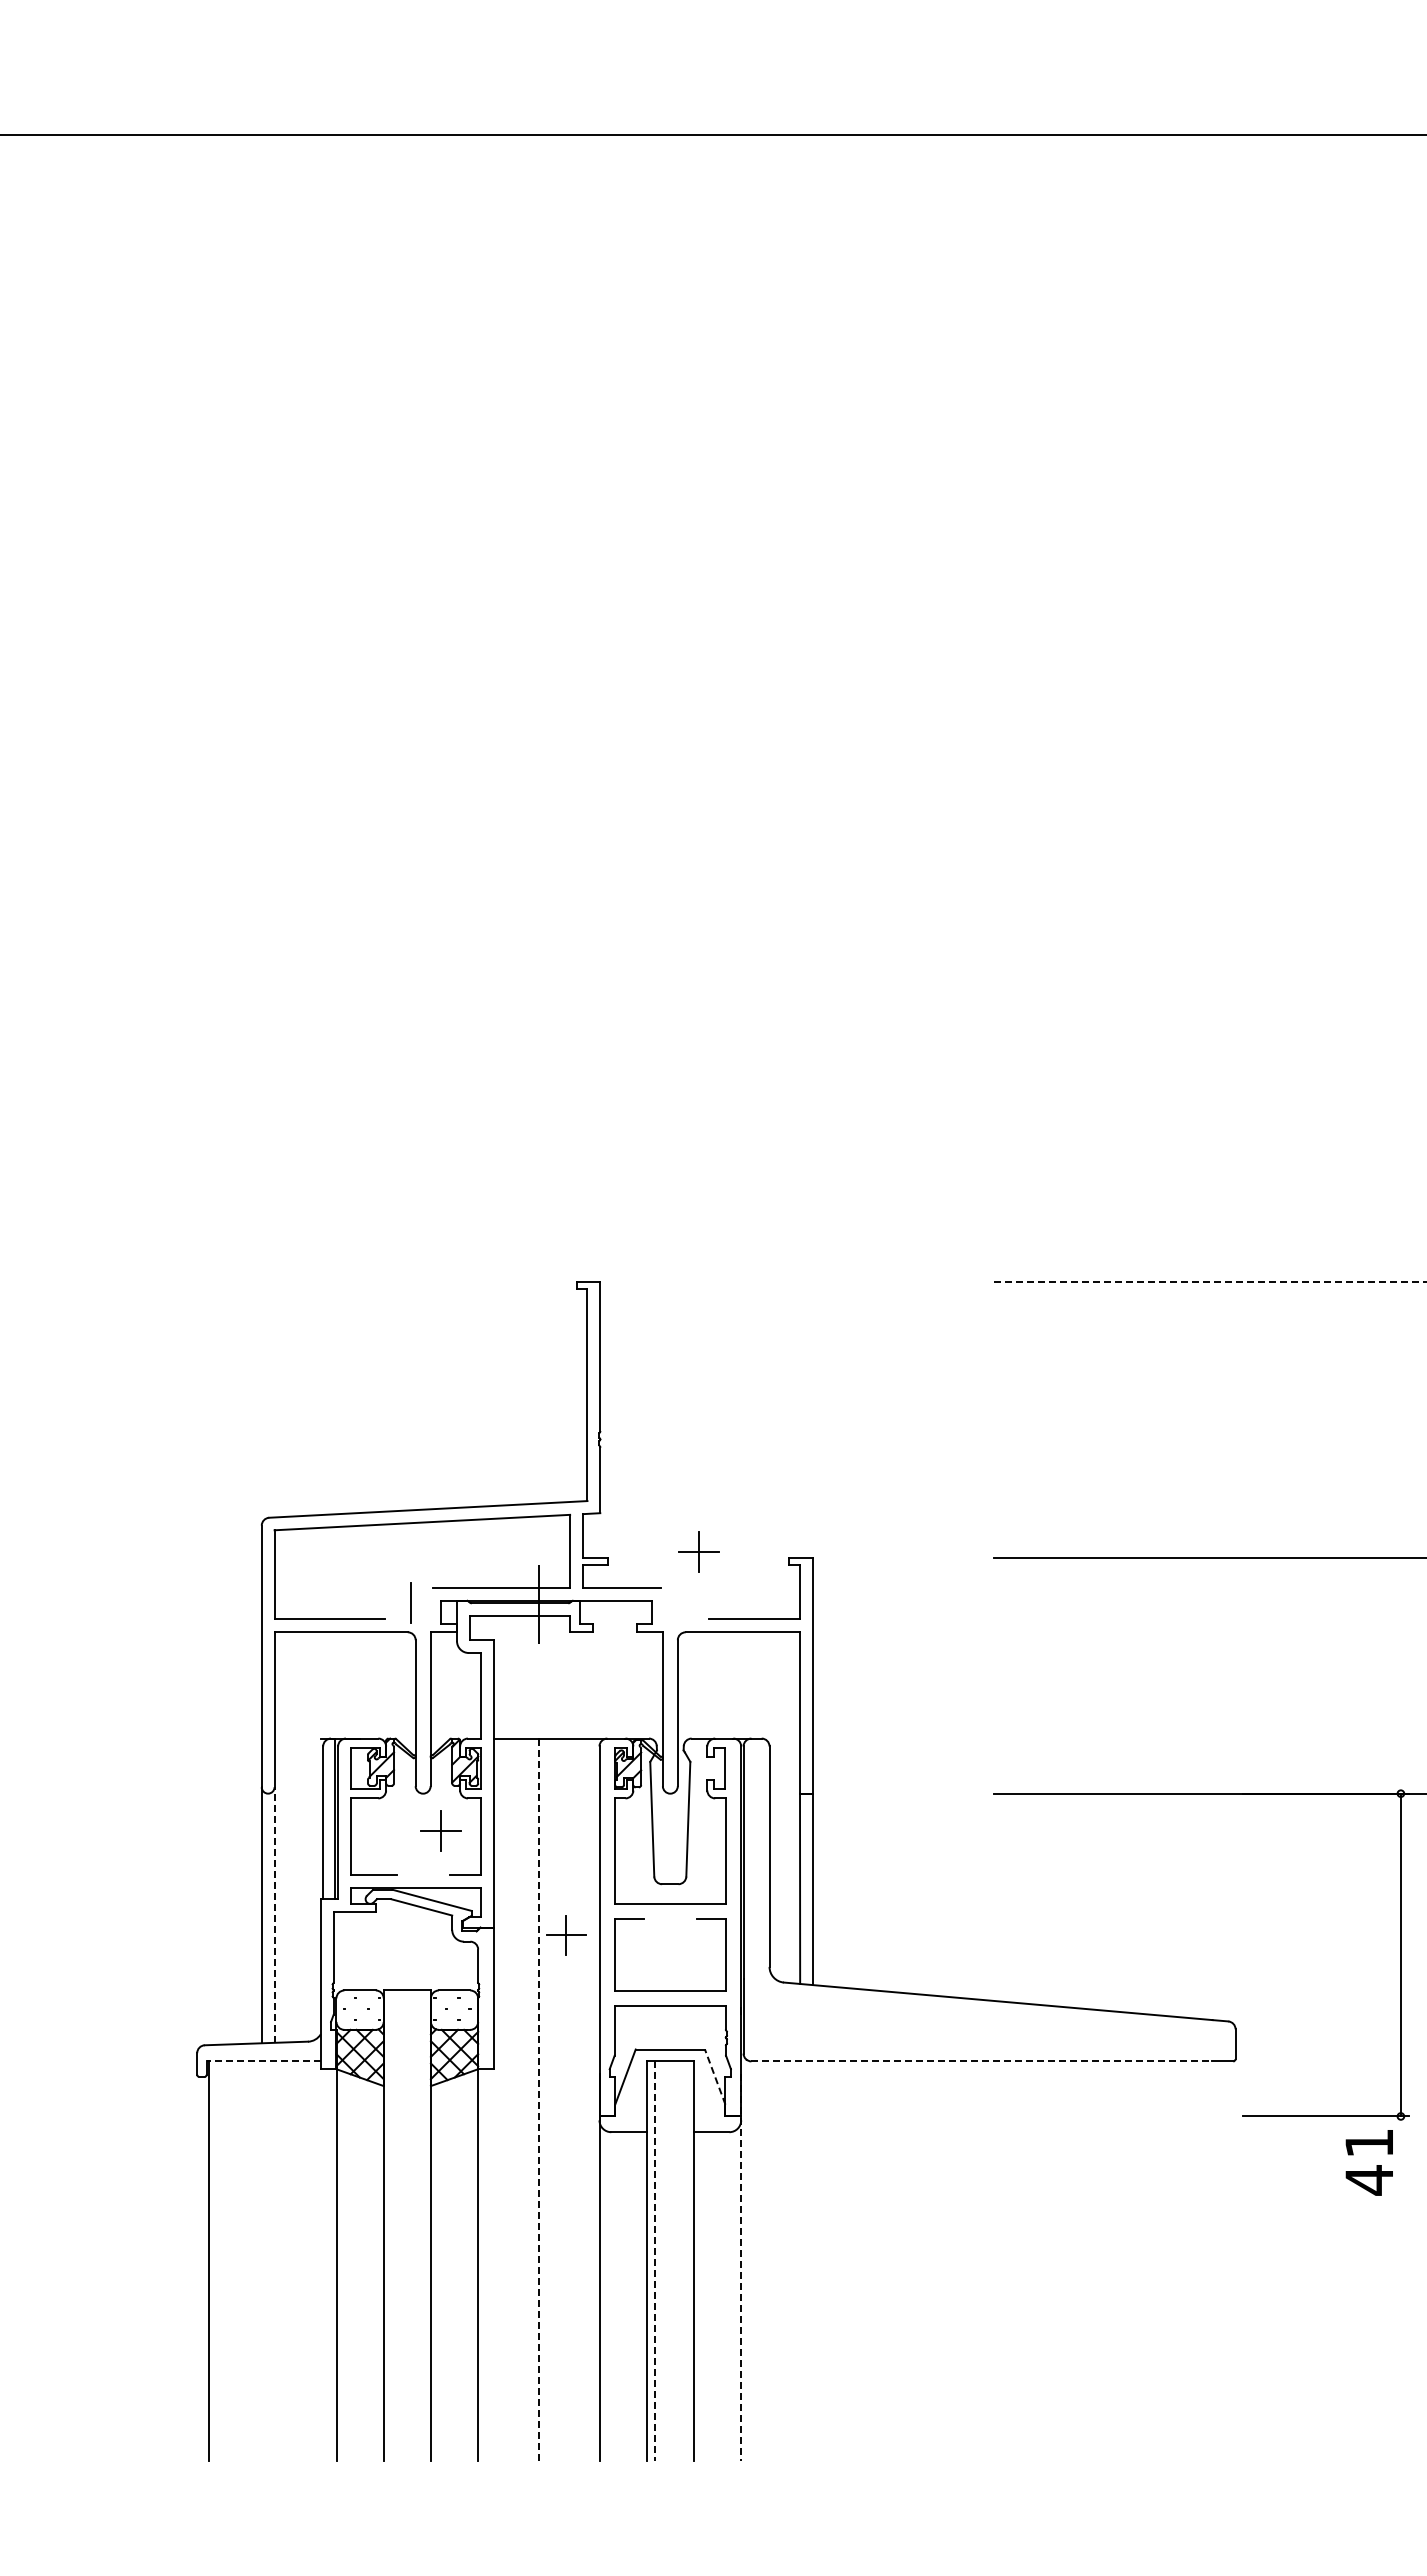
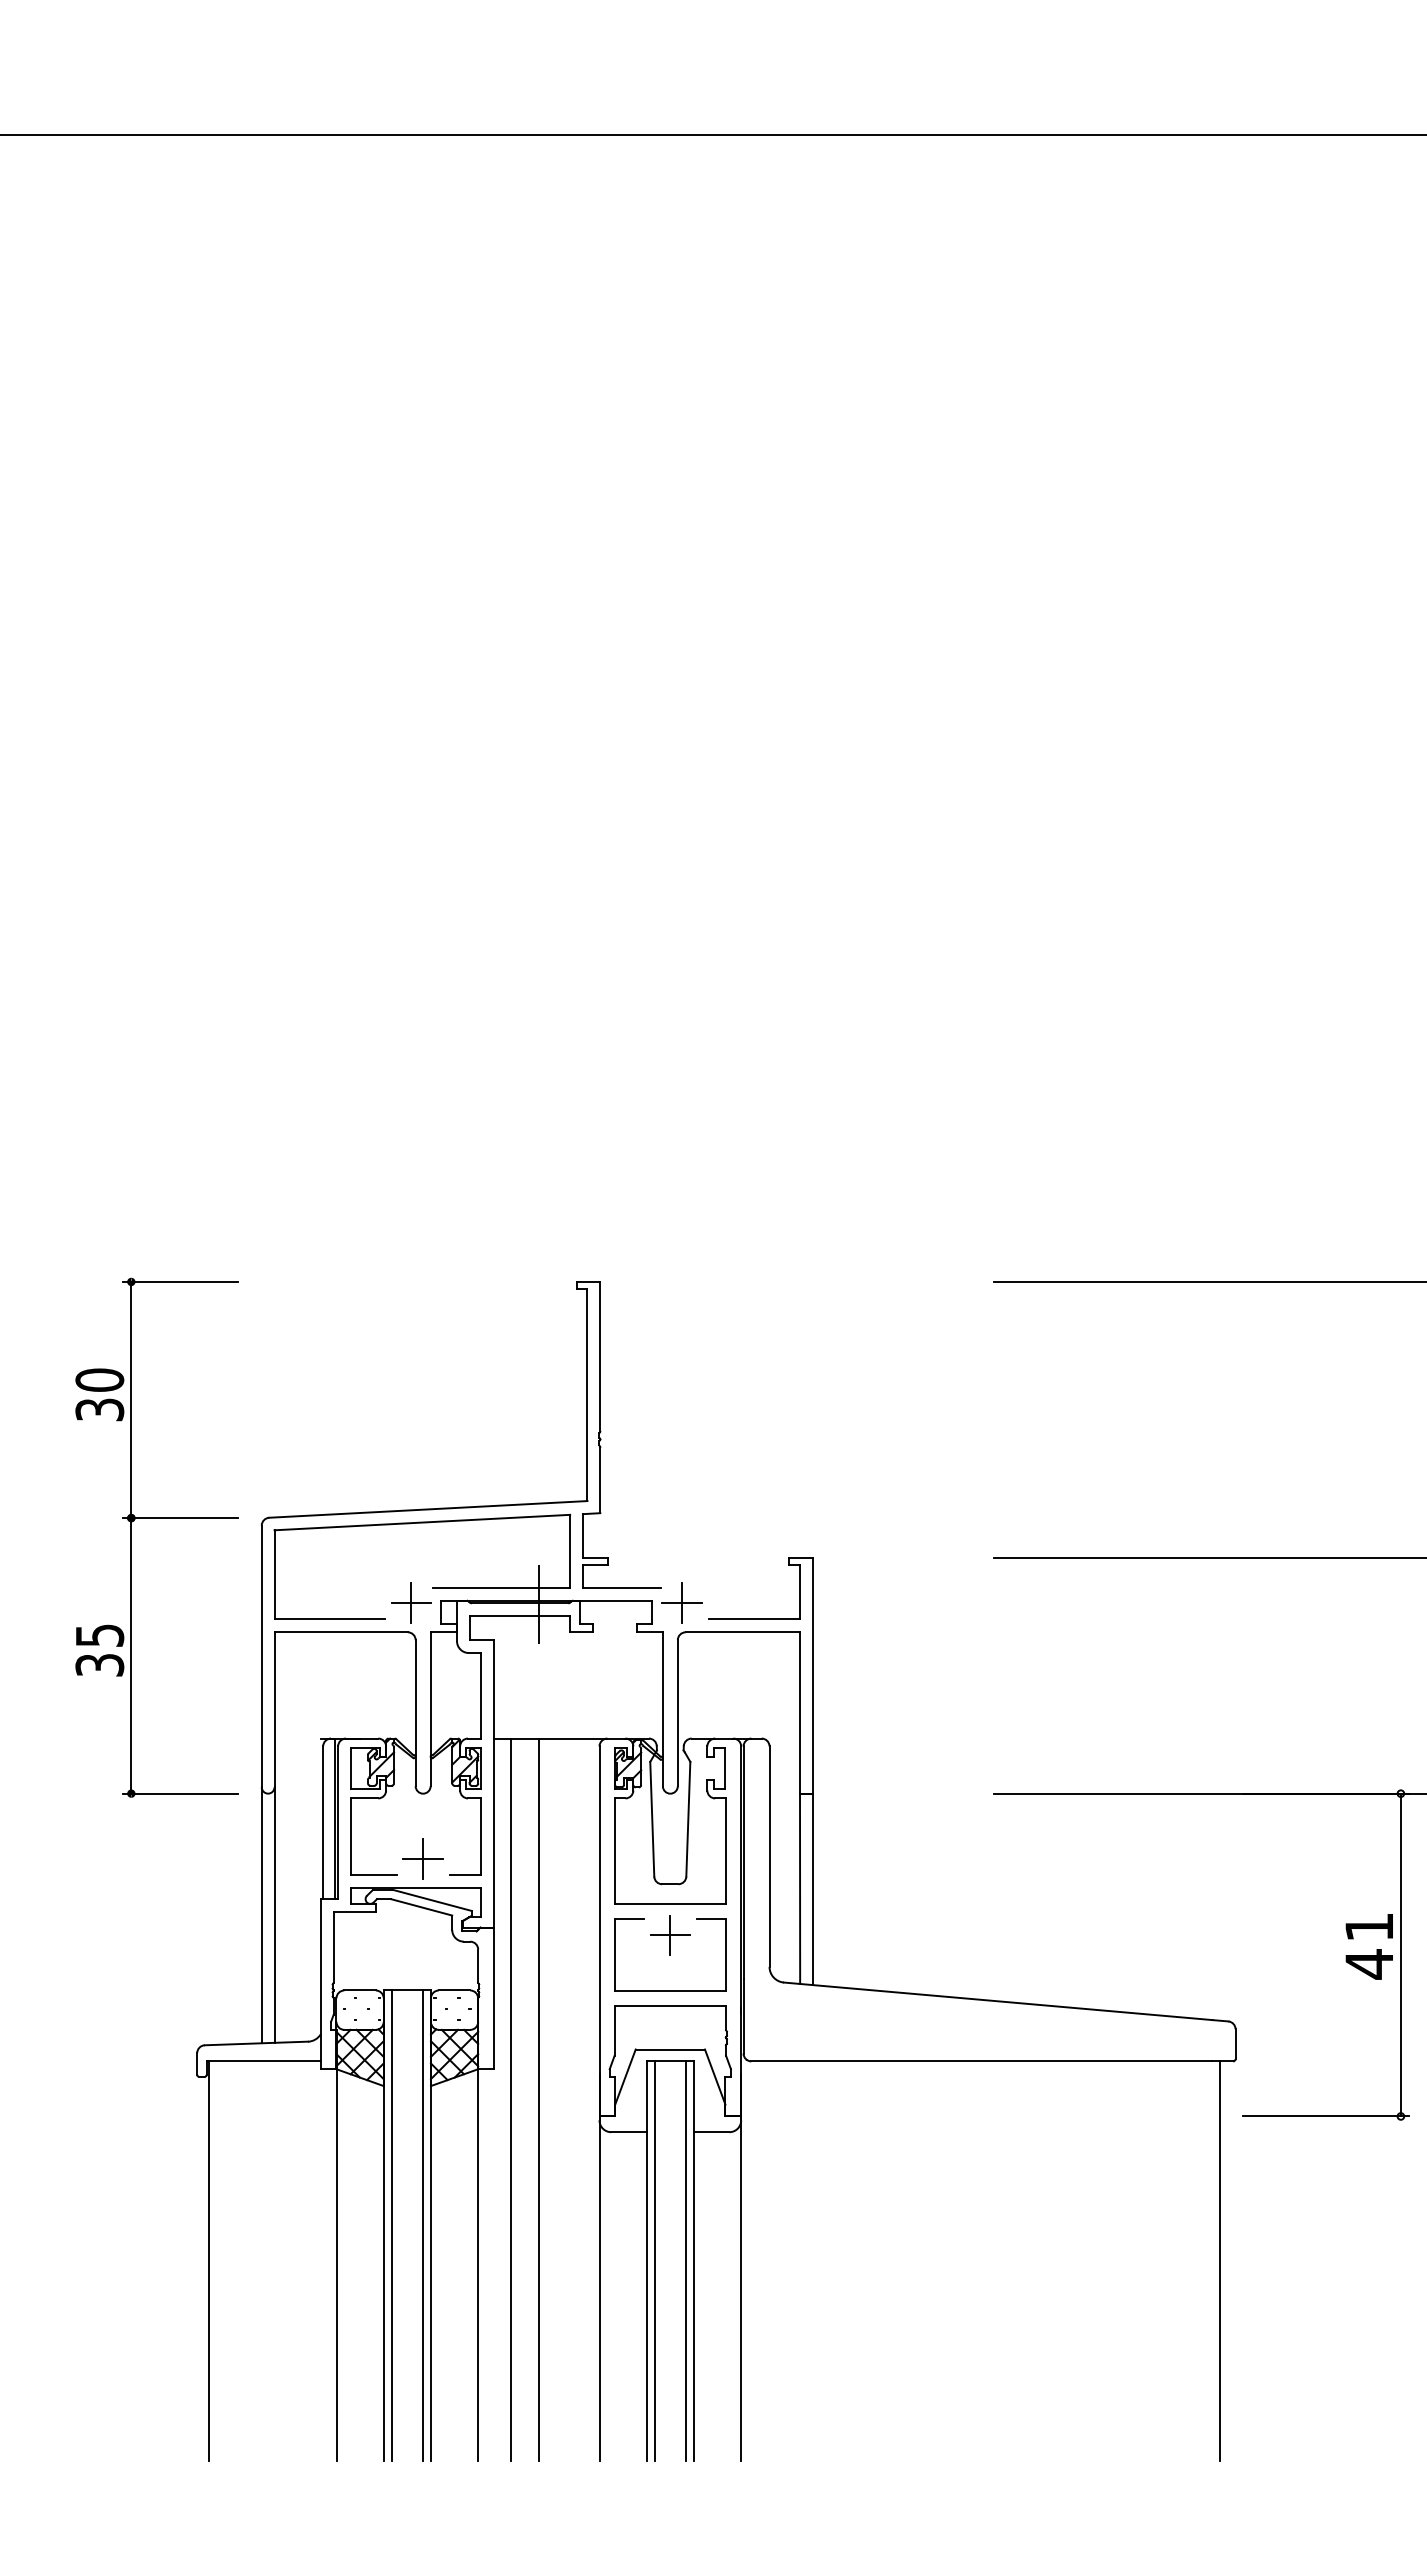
line: dashed -> solid (1210, 1281)
part: none -> present (156, 1518)
part position: (698, 1551) -> (681, 1602) (681, 1602)
line: none -> present (411, 1603)
part position: (440, 1830) -> (422, 1858) (422, 1858)
line: dashed -> solid (274, 1915)
part position: (566, 1935) -> (670, 1935) (670, 1935)
line: dashed -> solid (263, 2061)
line: dashed -> solid (982, 2061)
line: dashed -> solid (715, 2076)
line: none -> present (511, 2099)
line: dashed -> solid (538, 2100)
text position: (1368, 2162) -> (1368, 1946) (1368, 1946)
line: none -> present (391, 2225)
line: none -> present (423, 2225)
line: none -> present (686, 2260)
line: none -> present (1219, 2260)
line: dashed -> solid (654, 2261)
line: dashed -> solid (741, 2267)
